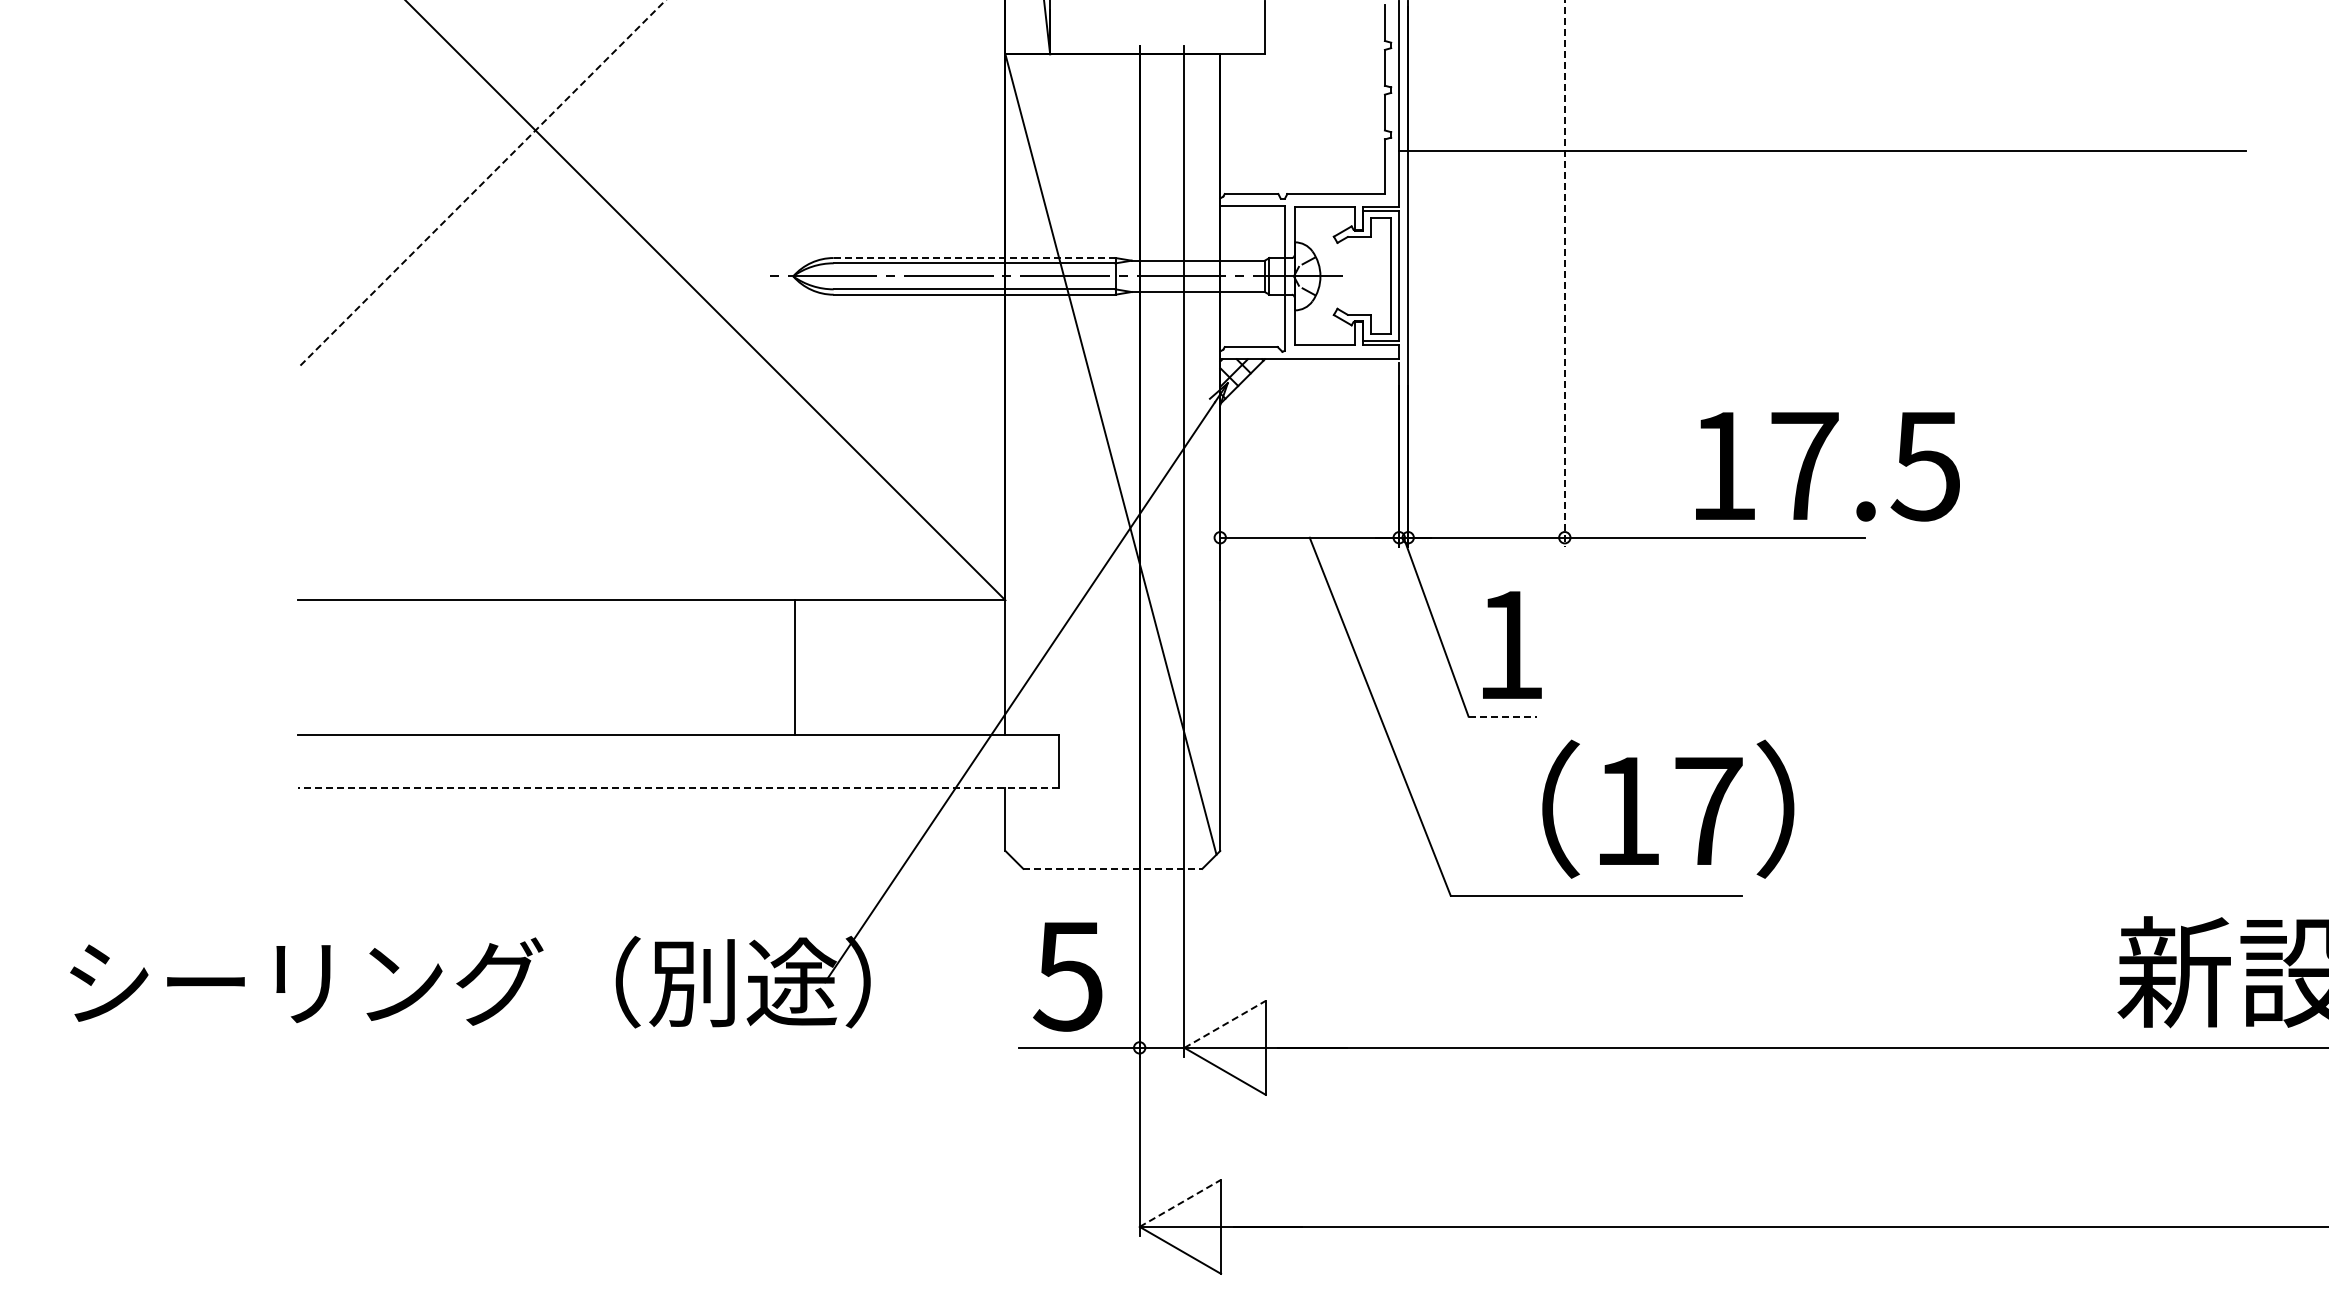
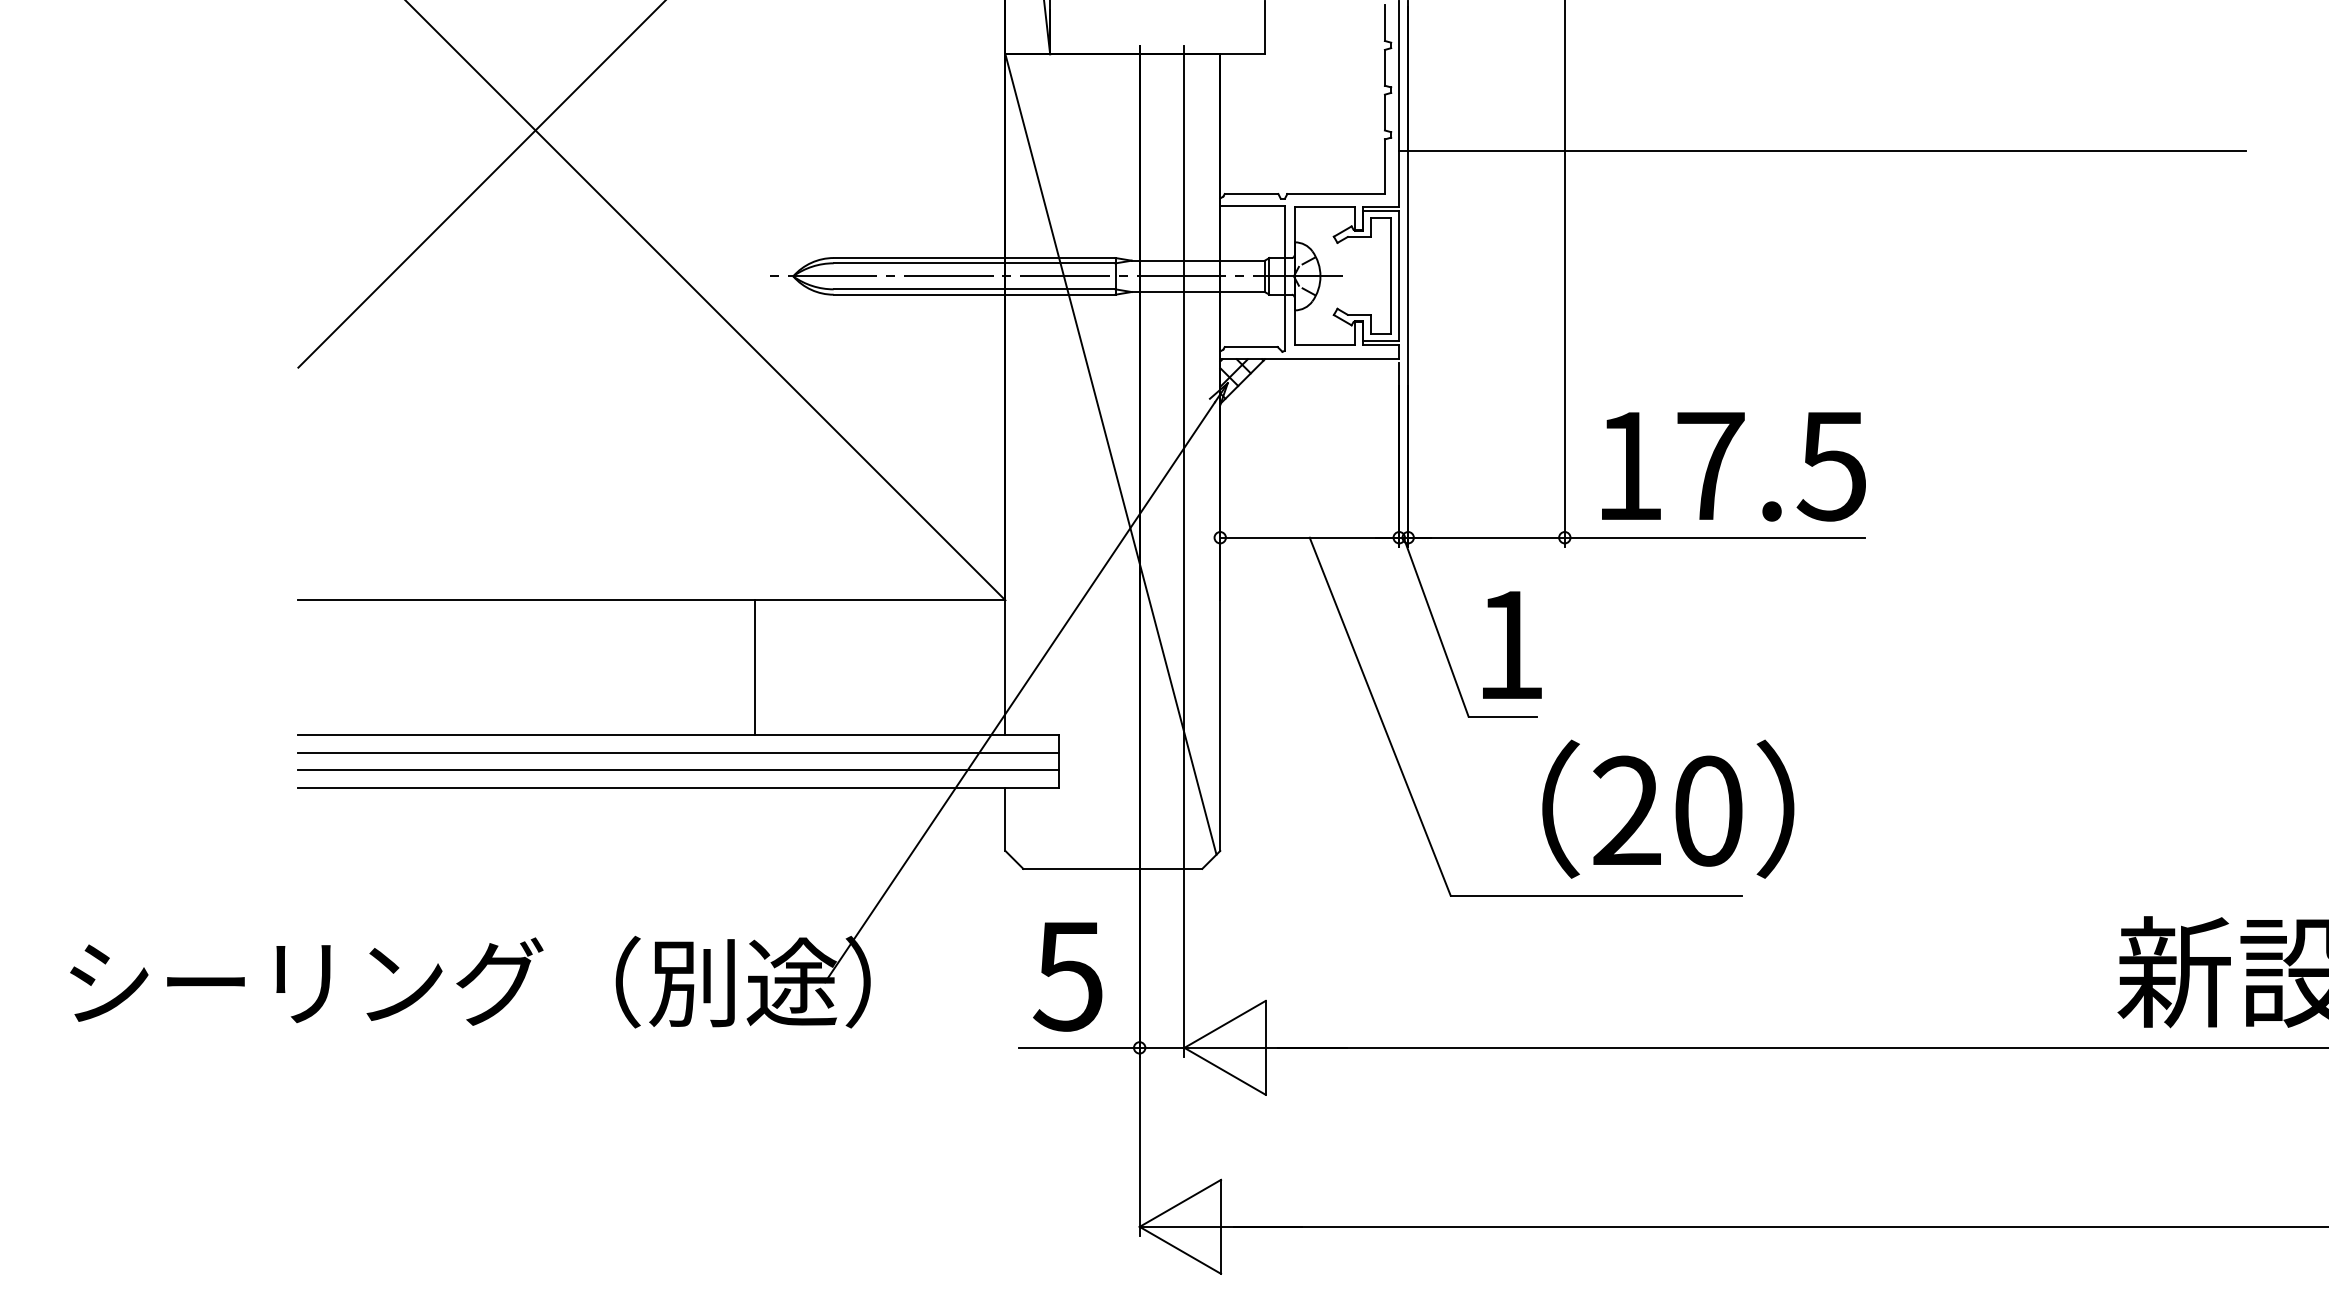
line: dashed -> solid (482, 183)
line: dashed -> solid (974, 258)
line: dashed -> solid (1564, 274)
text position: (1827, 466) -> (1733, 466) (1733, 466)
line position: (794, 667) -> (754, 667) (754, 667)
line: dashed -> solid (1503, 716)
line: none -> present (678, 752)
line: none -> present (678, 770)
line: dashed -> solid (678, 788)
text: 17 -> 20 (1667, 810)
line: dashed -> solid (1112, 868)
line: dashed -> solid (1225, 1024)
line: dashed -> solid (1180, 1203)
